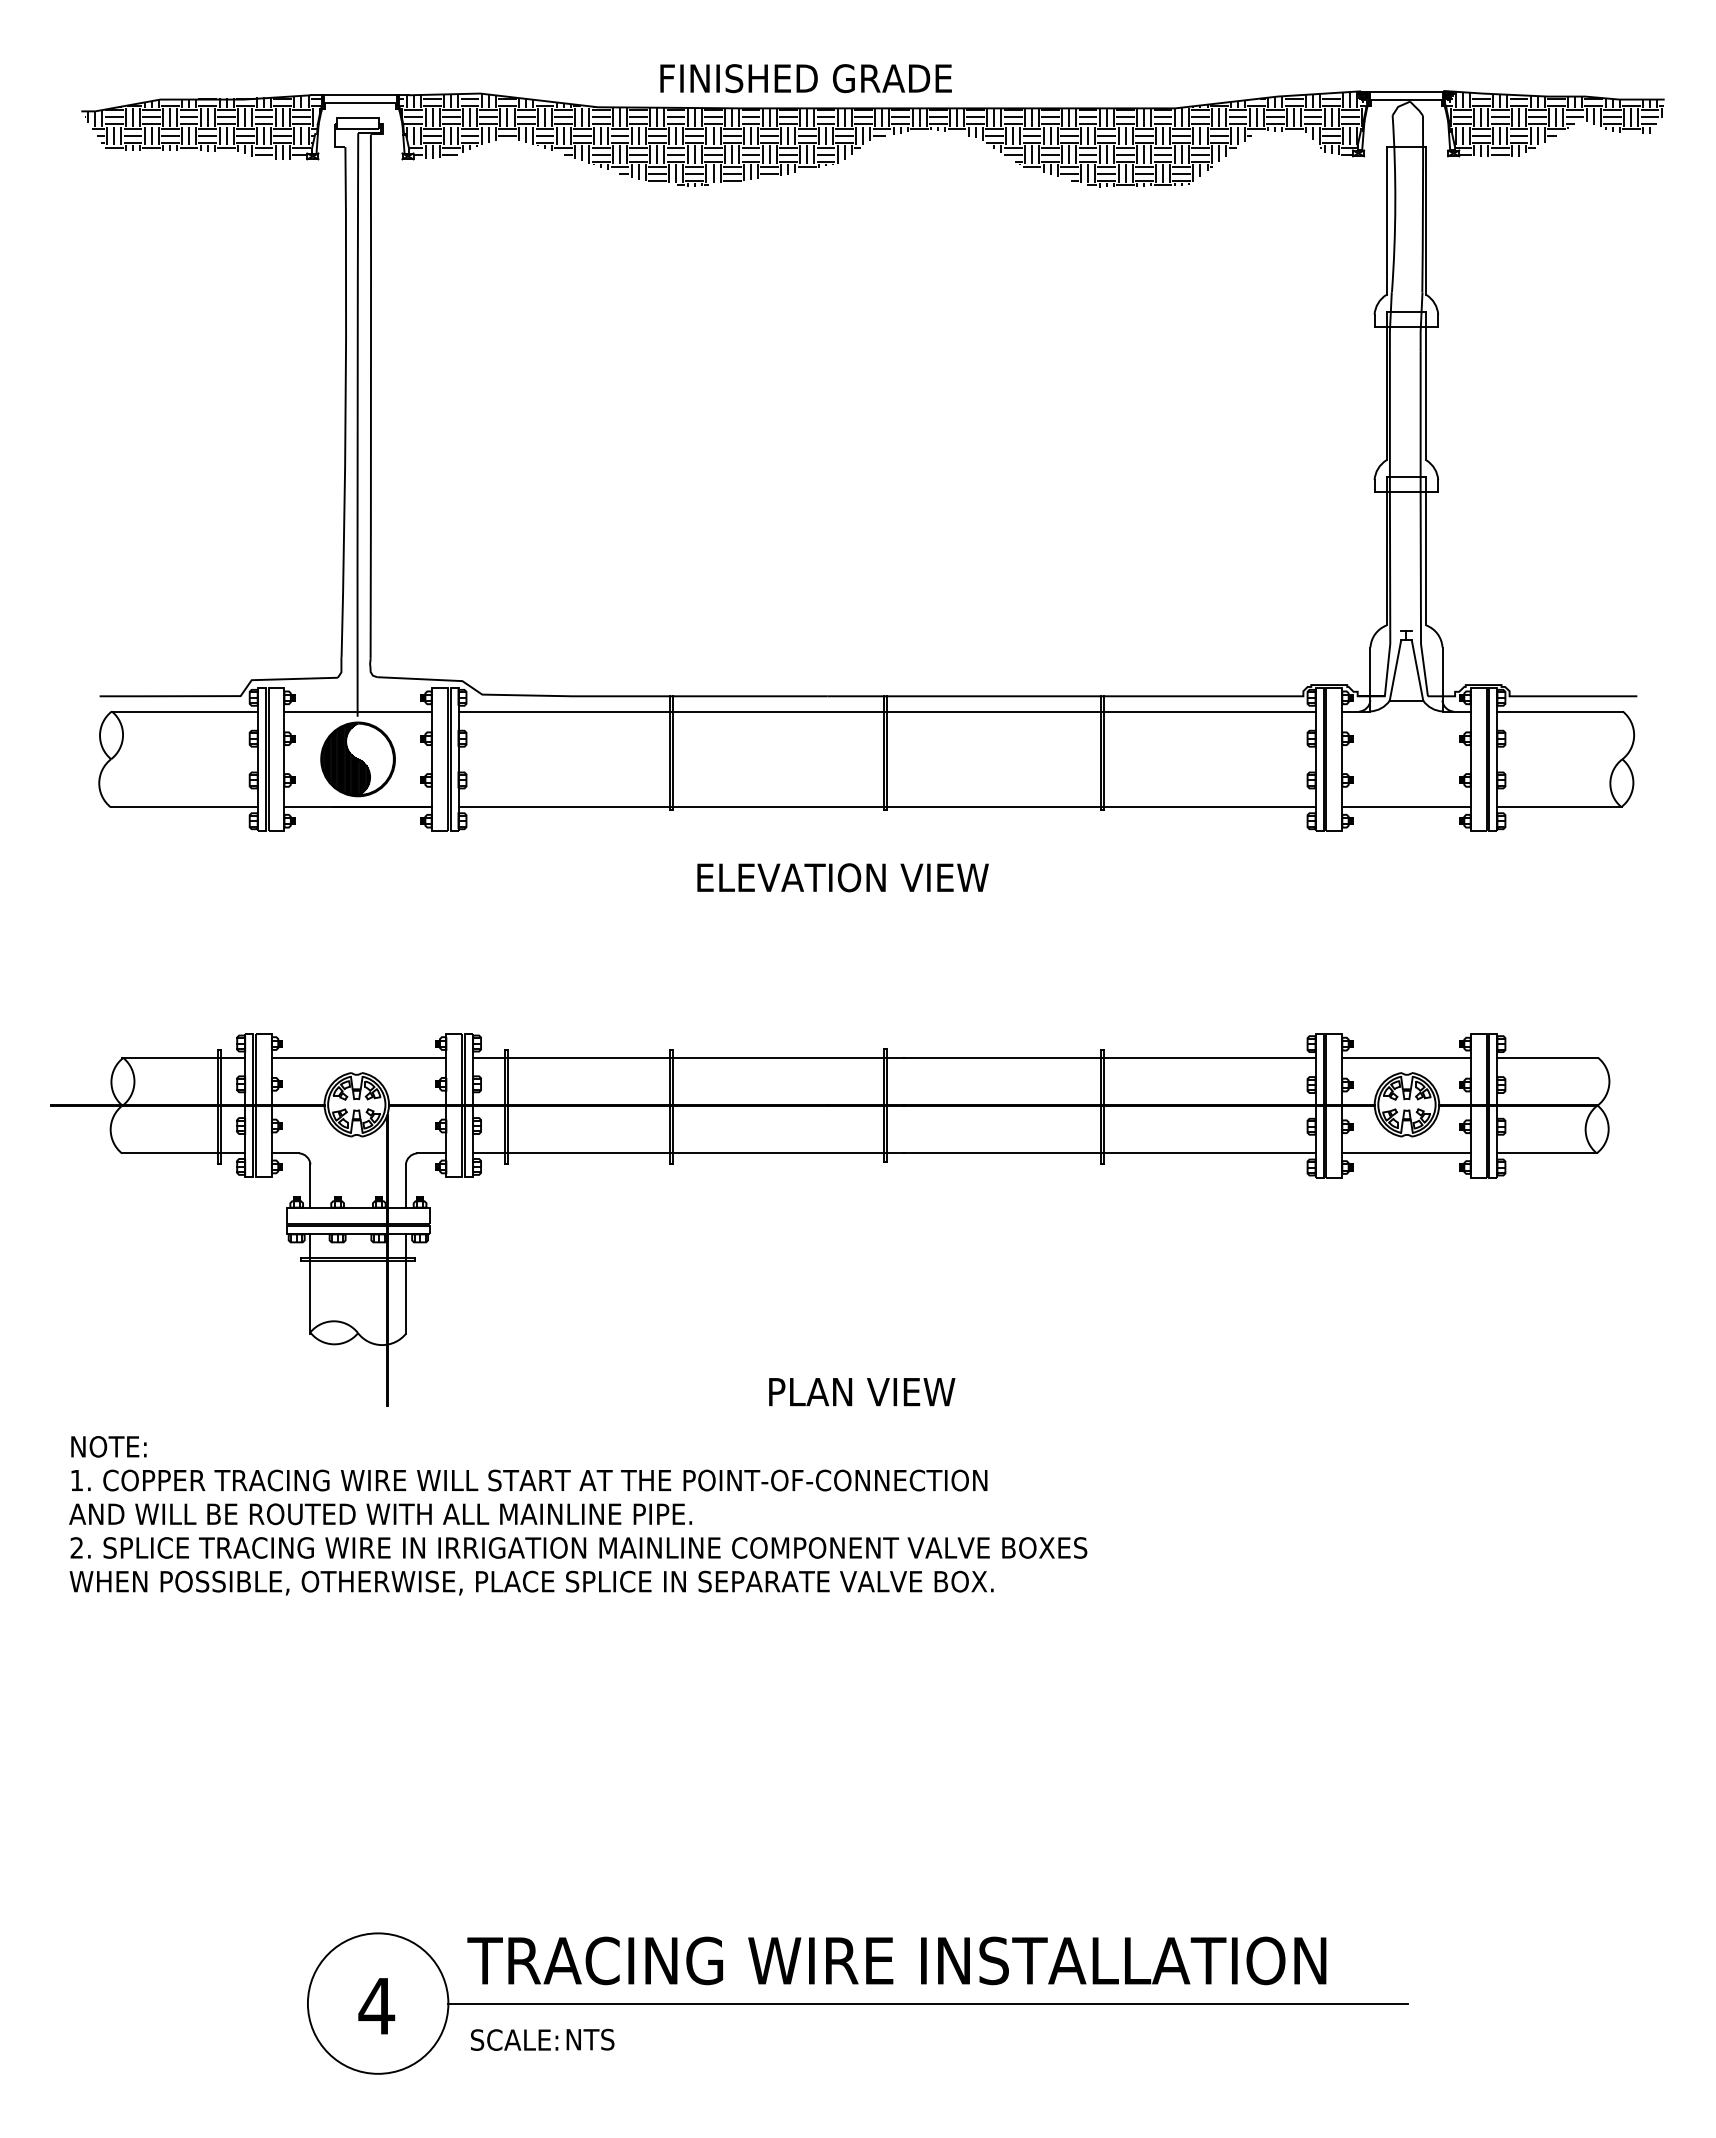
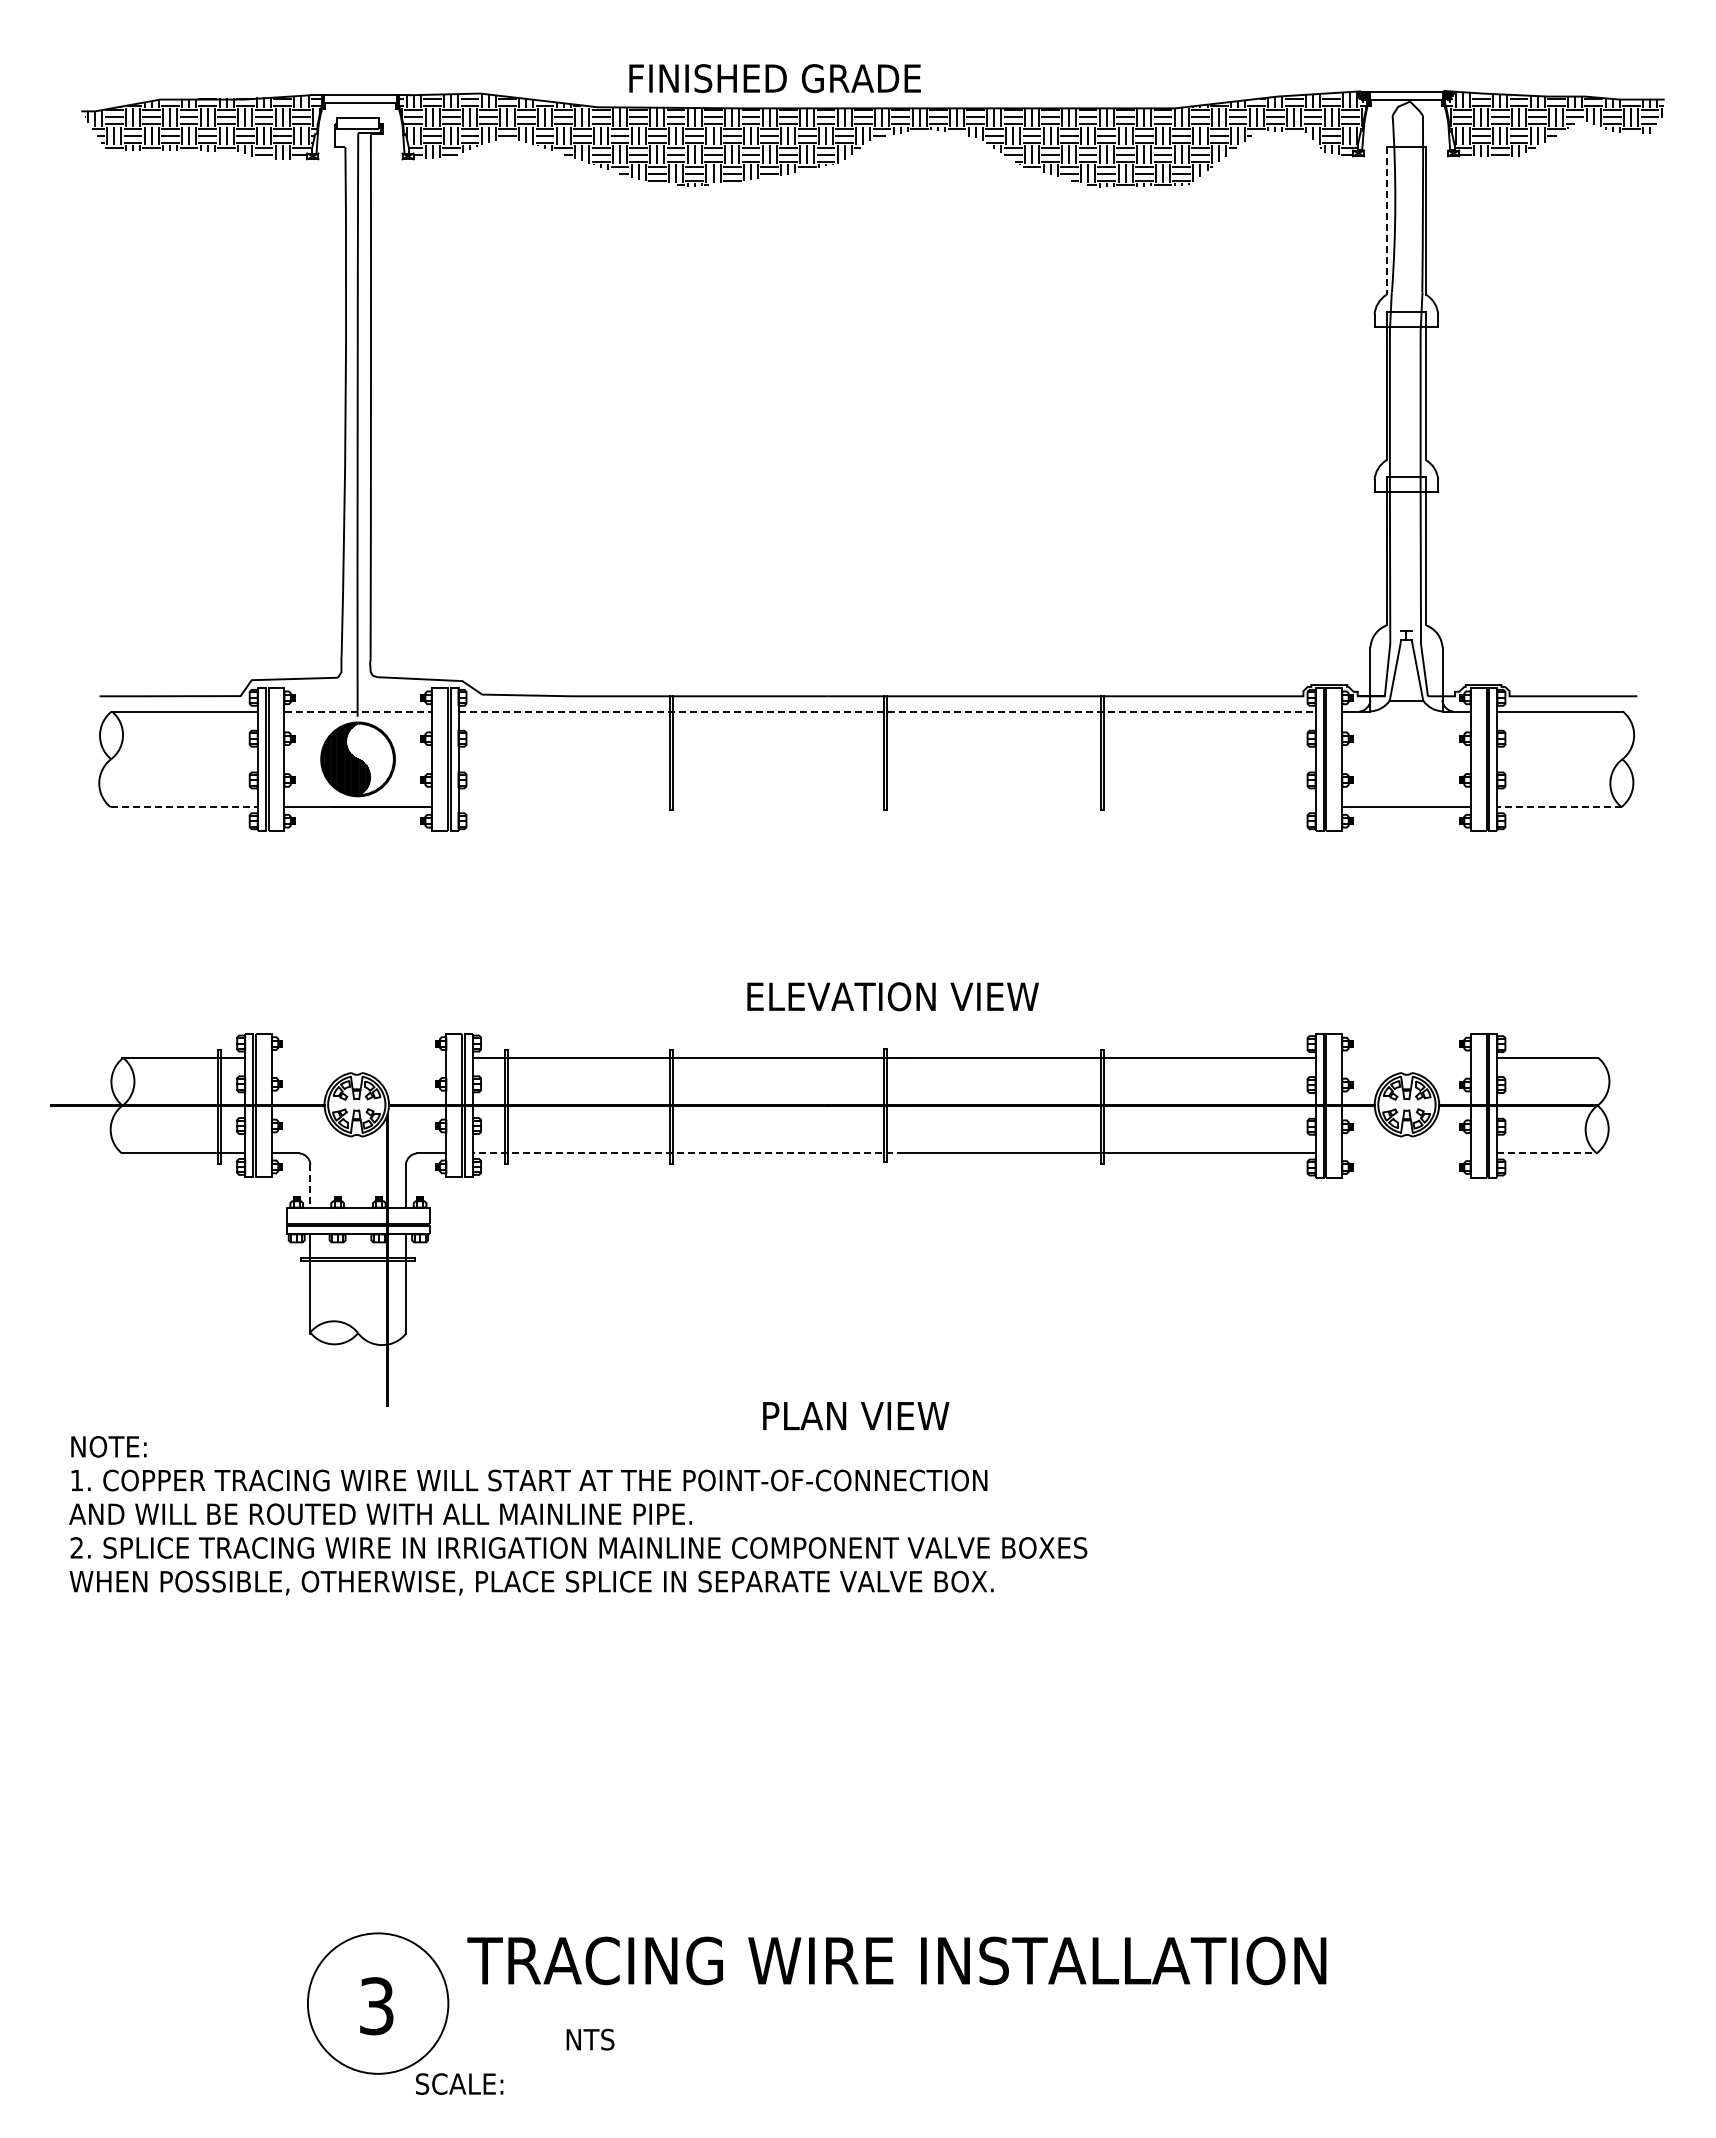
text position: (805, 78) -> (774, 78) (774, 78)
line: solid -> dashed (1386, 220)
line: solid -> dashed (358, 711)
line: solid -> dashed (887, 711)
line: solid -> dashed (1559, 806)
line: solid -> dashed (184, 807)
line: present -> none (886, 807)
text position: (842, 877) -> (892, 996) (892, 996)
line: present -> none (358, 1057)
line: present -> none (1406, 1057)
line: solid -> dashed (688, 1153)
line: present -> none (1406, 1153)
line: solid -> dashed (1547, 1153)
line: solid -> dashed (310, 1185)
text position: (862, 1392) -> (856, 1416) (856, 1416)
line: present -> none (928, 2003)
text: 4 -> 3 (376, 2006)
text position: (514, 2039) -> (459, 2083) (459, 2083)
